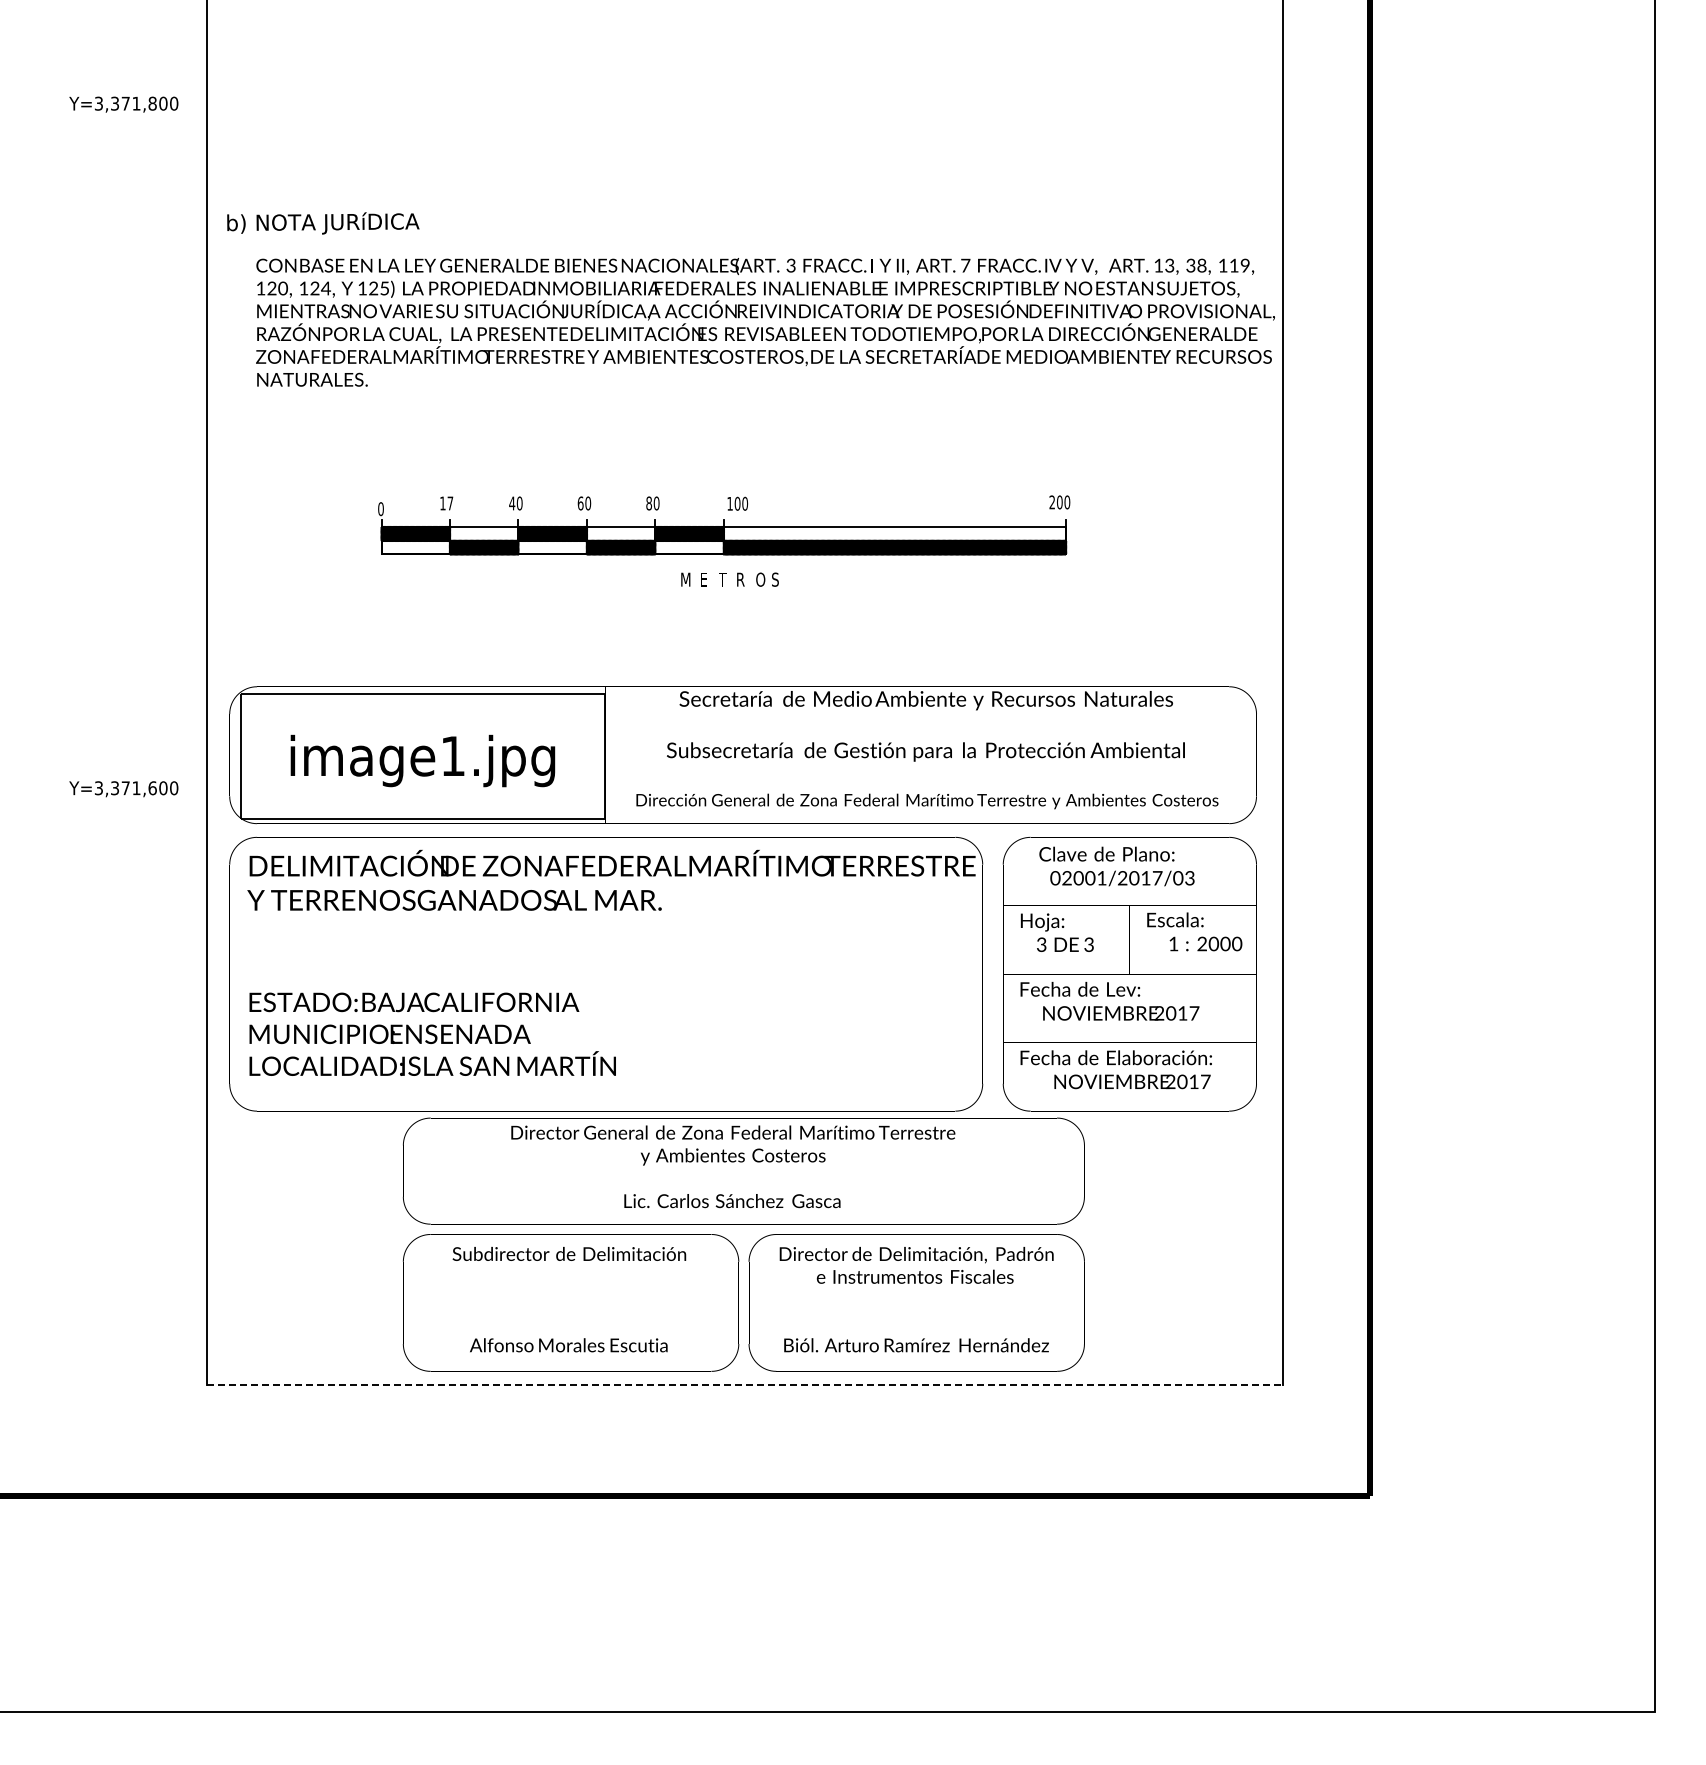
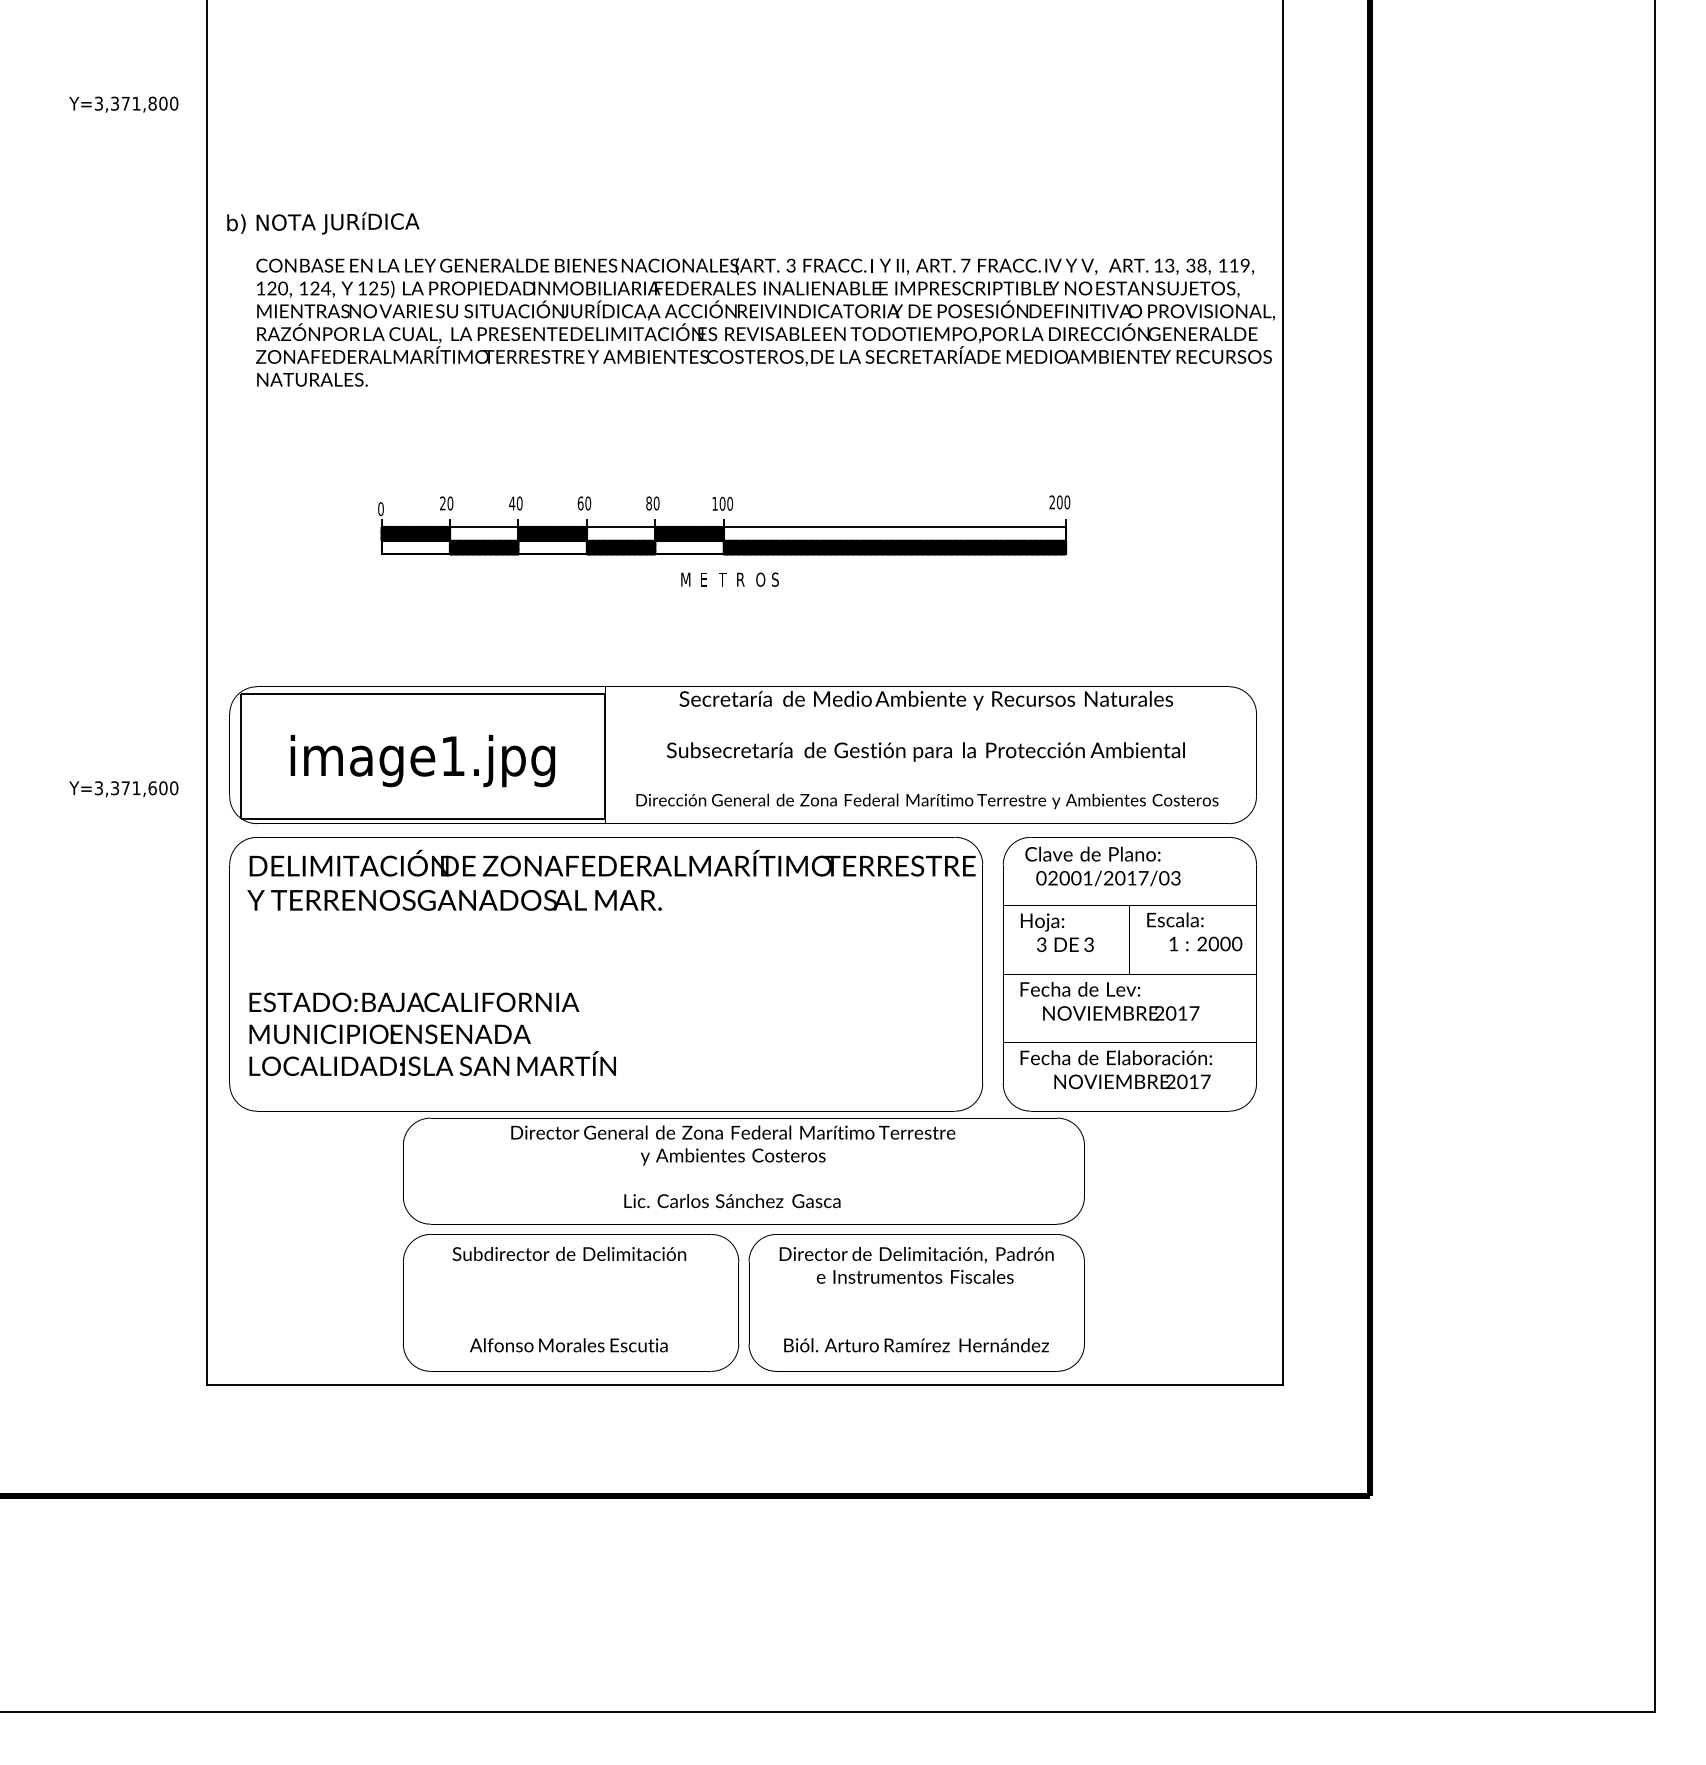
text: 17 -> 20 (446, 503)
text position: (737, 503) -> (722, 503) (722, 503)
text position: (1116, 866) -> (1102, 866) (1102, 866)
line: dashed -> solid (744, 1384)
